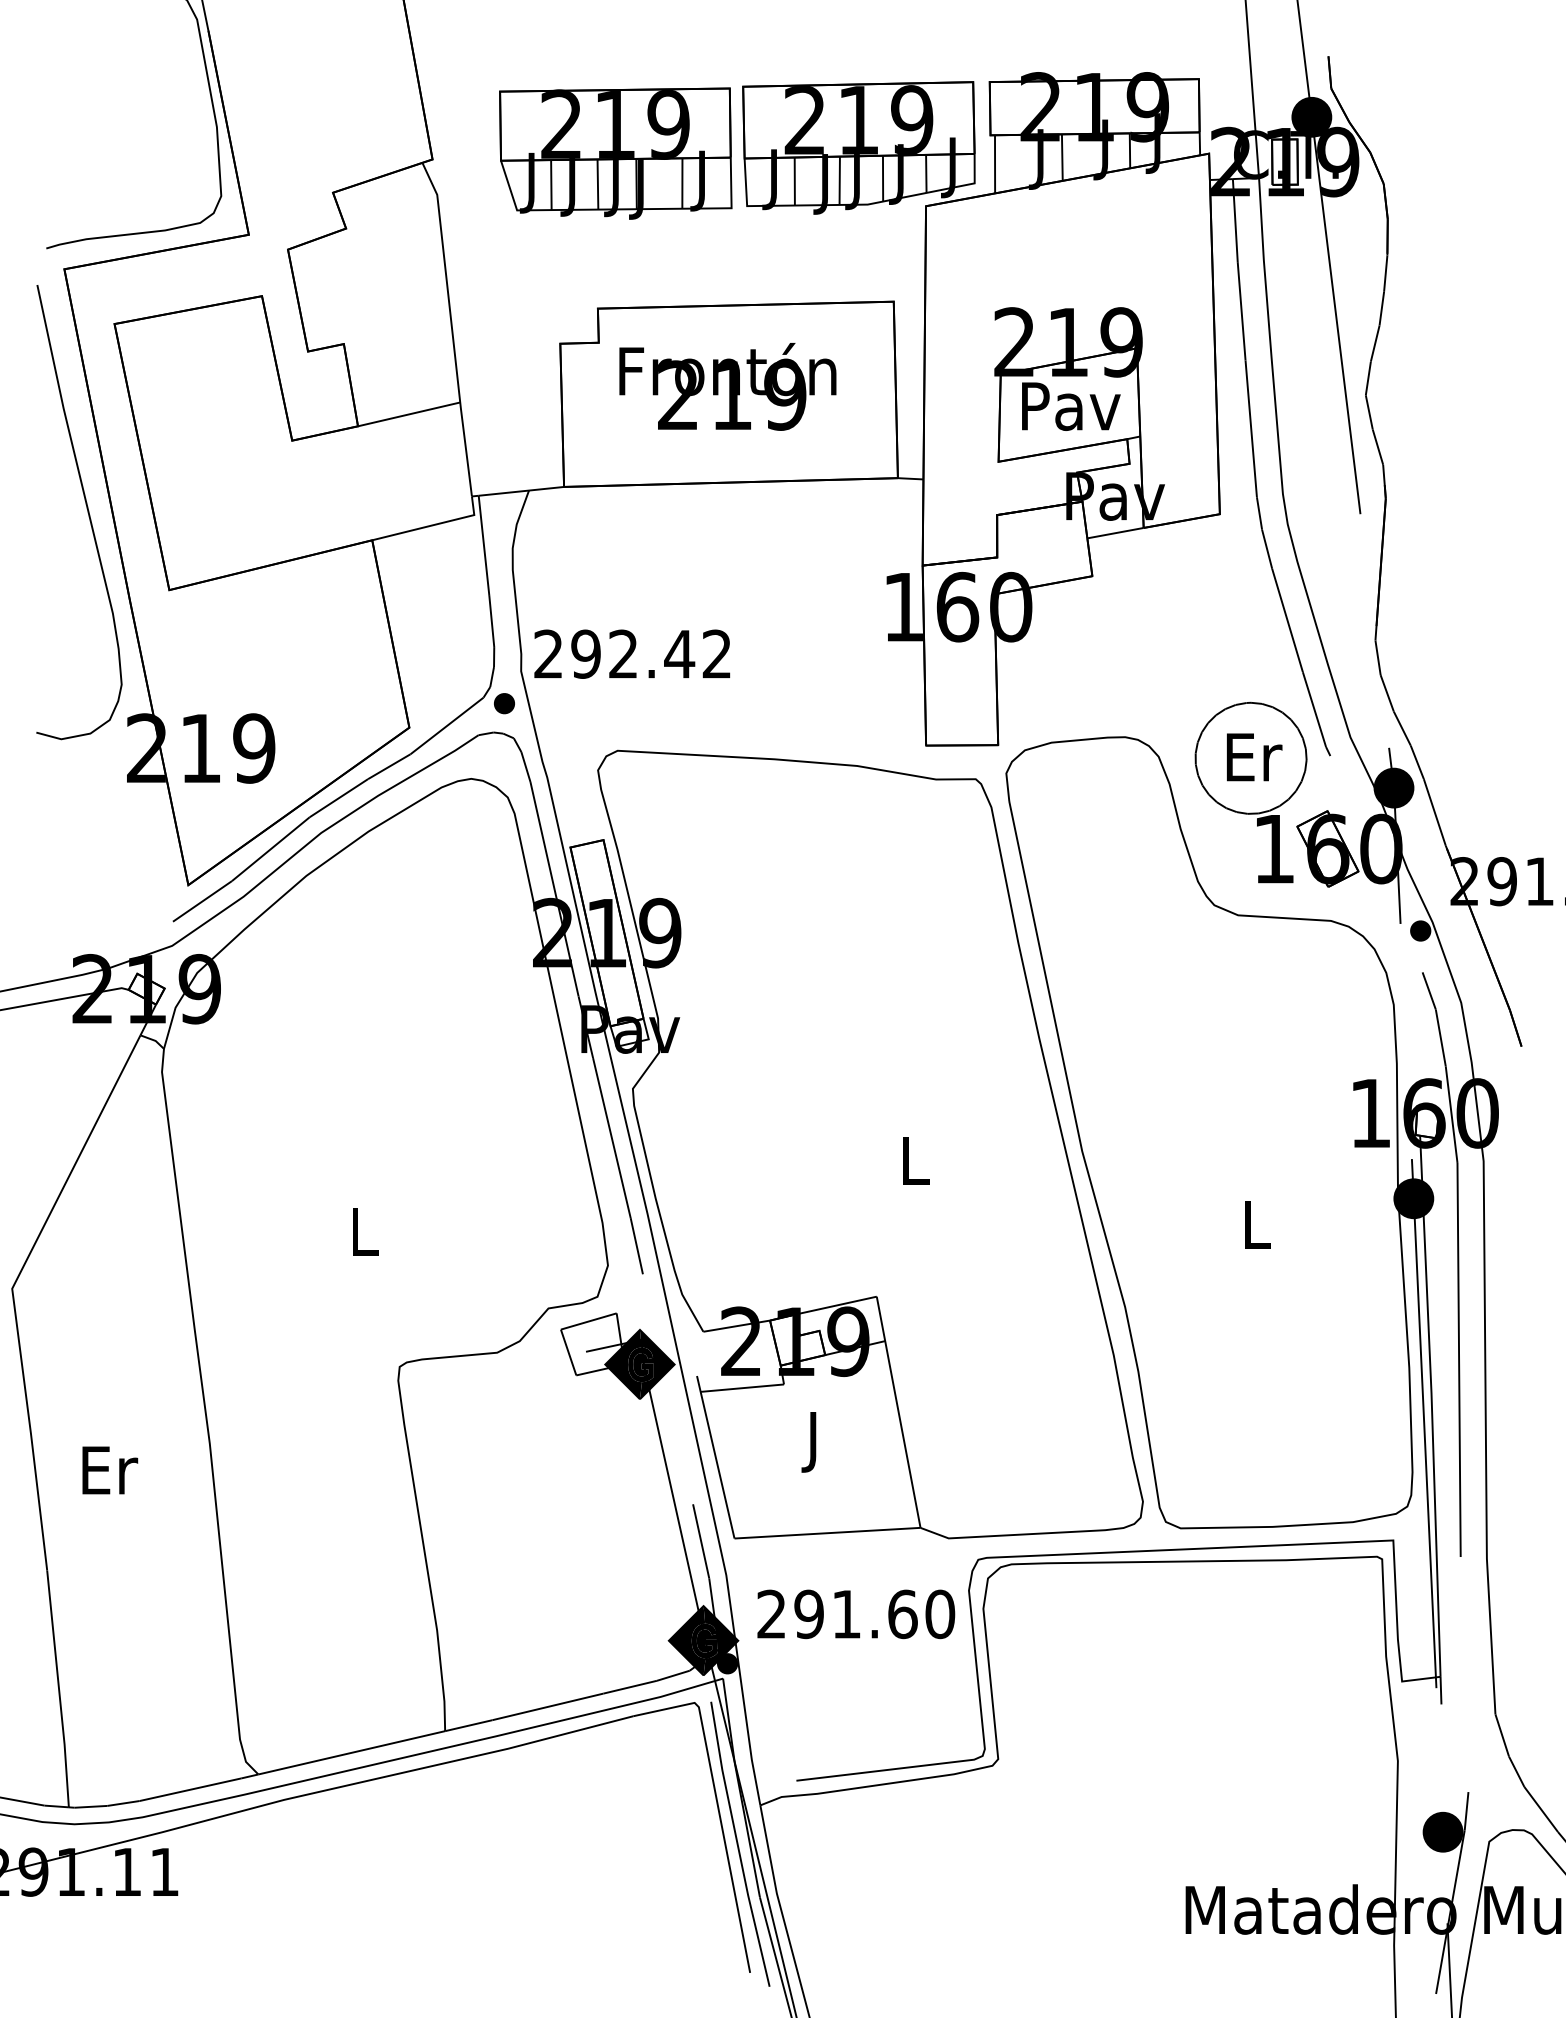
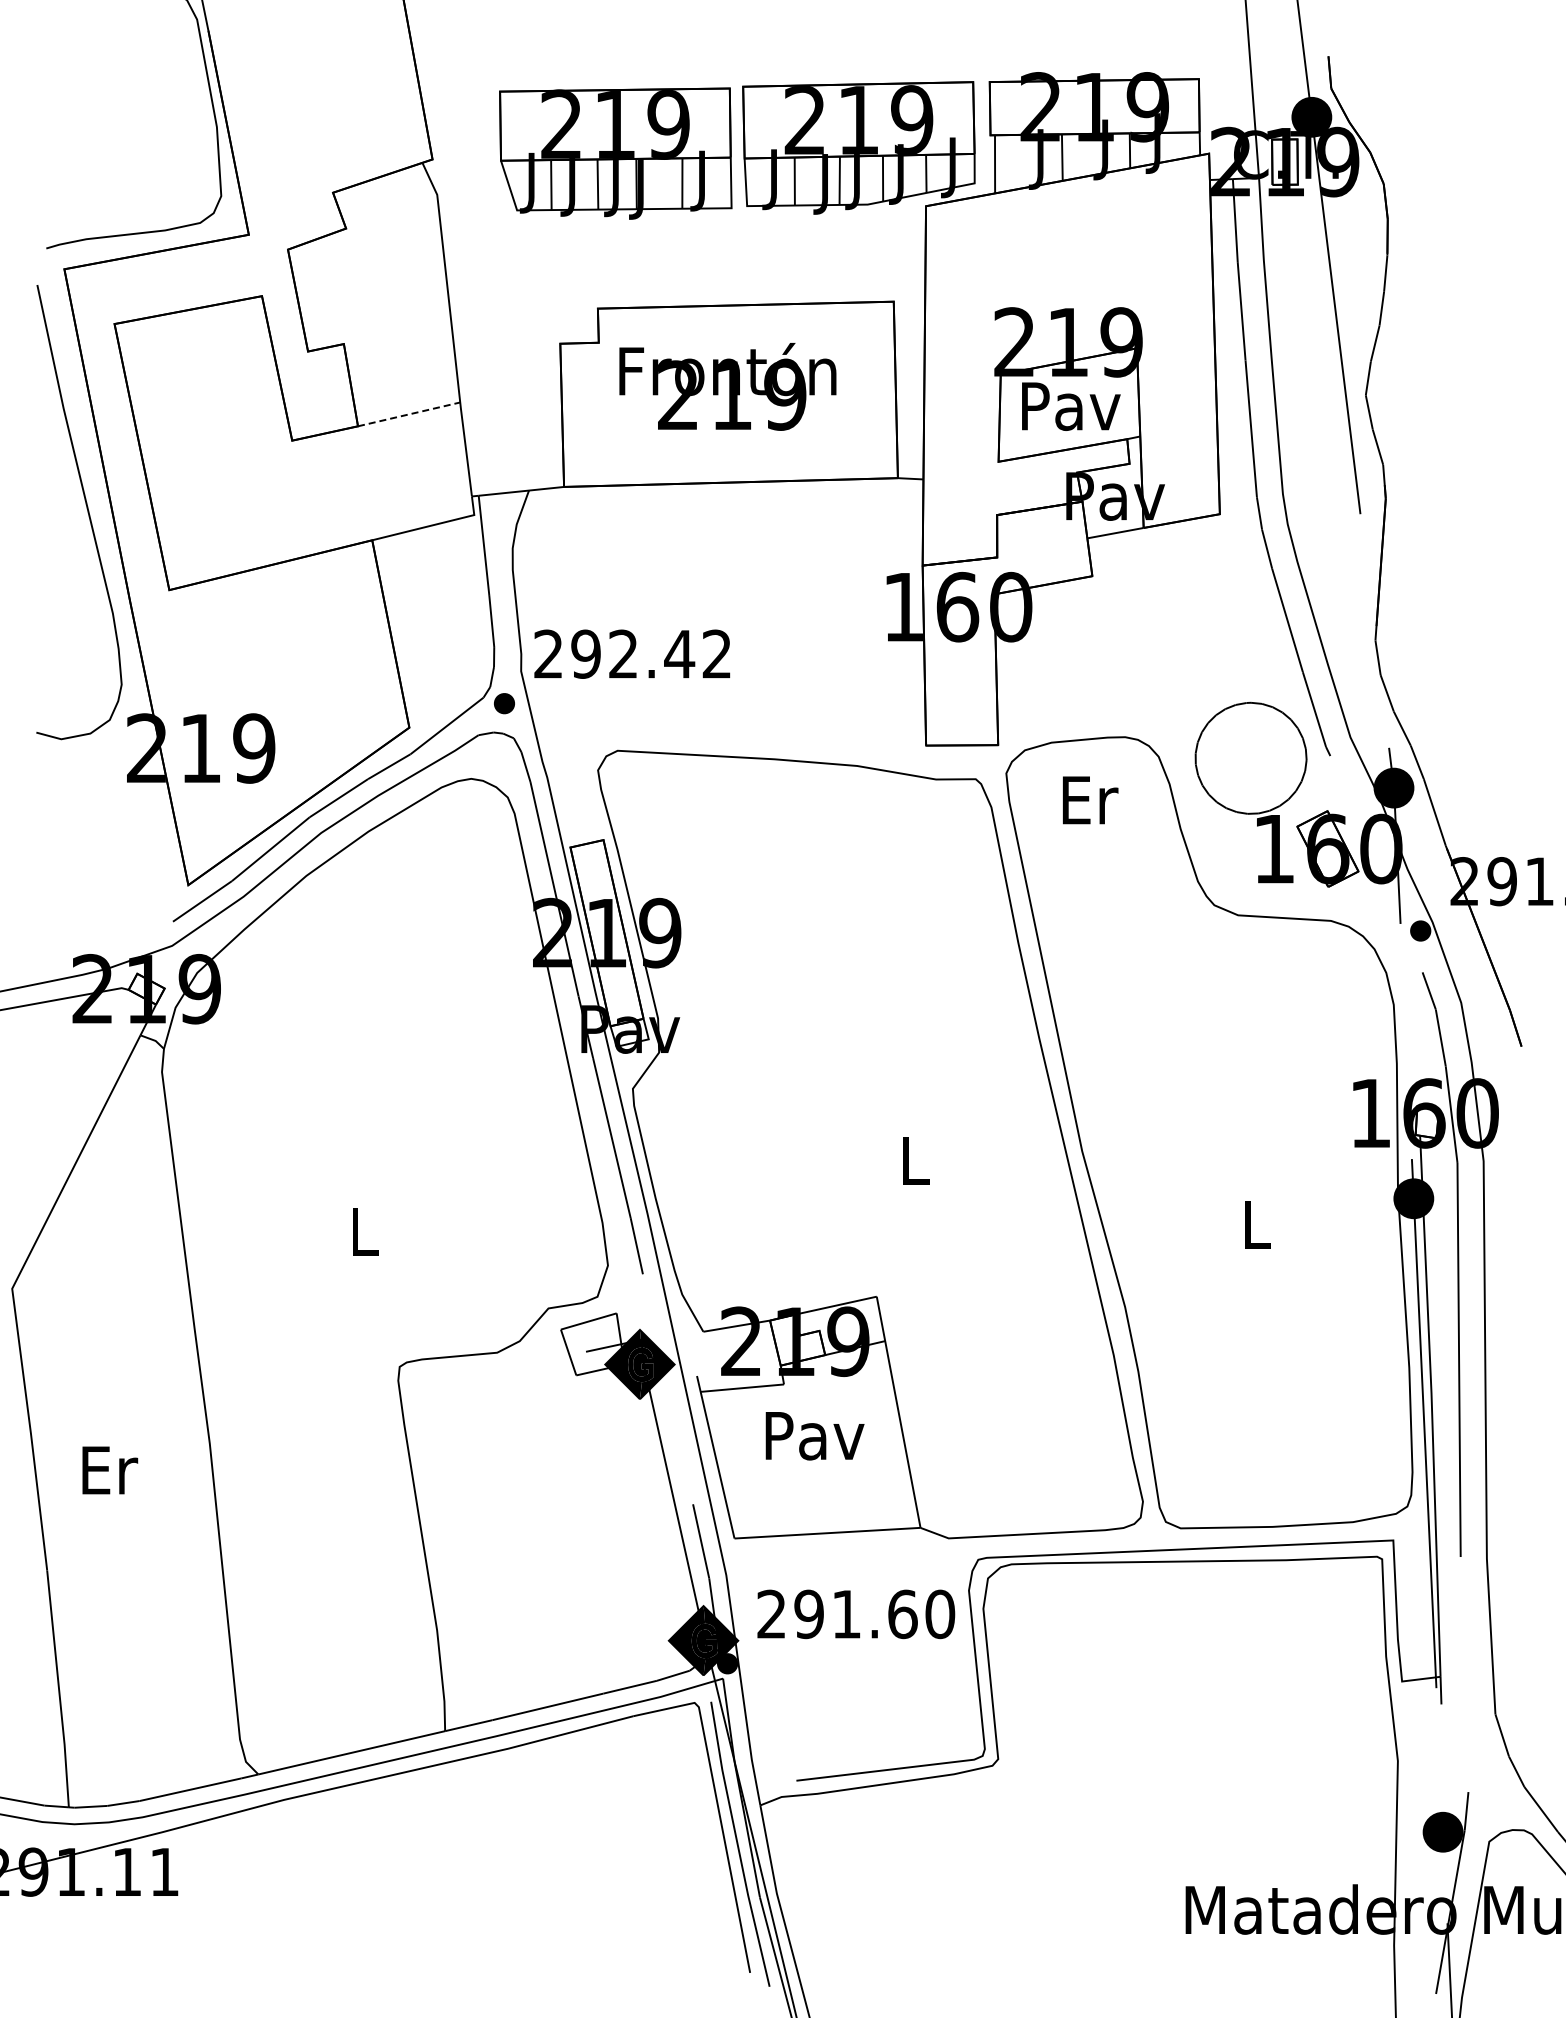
line: solid -> dashed (409, 414)
text position: (1254, 757) -> (1090, 800) (1090, 800)
text: J -> Pav (814, 1442)
